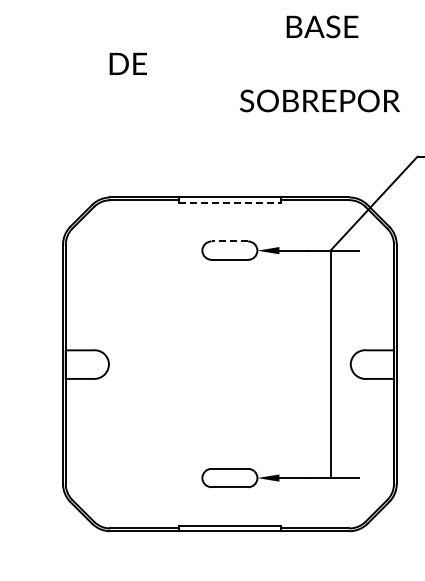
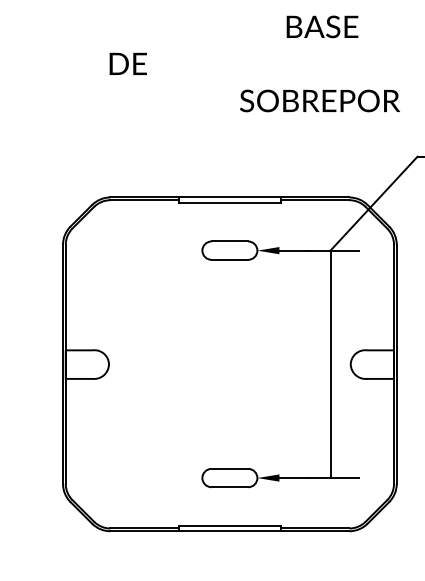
line: dashed -> solid (230, 202)
line: dashed -> solid (229, 241)
